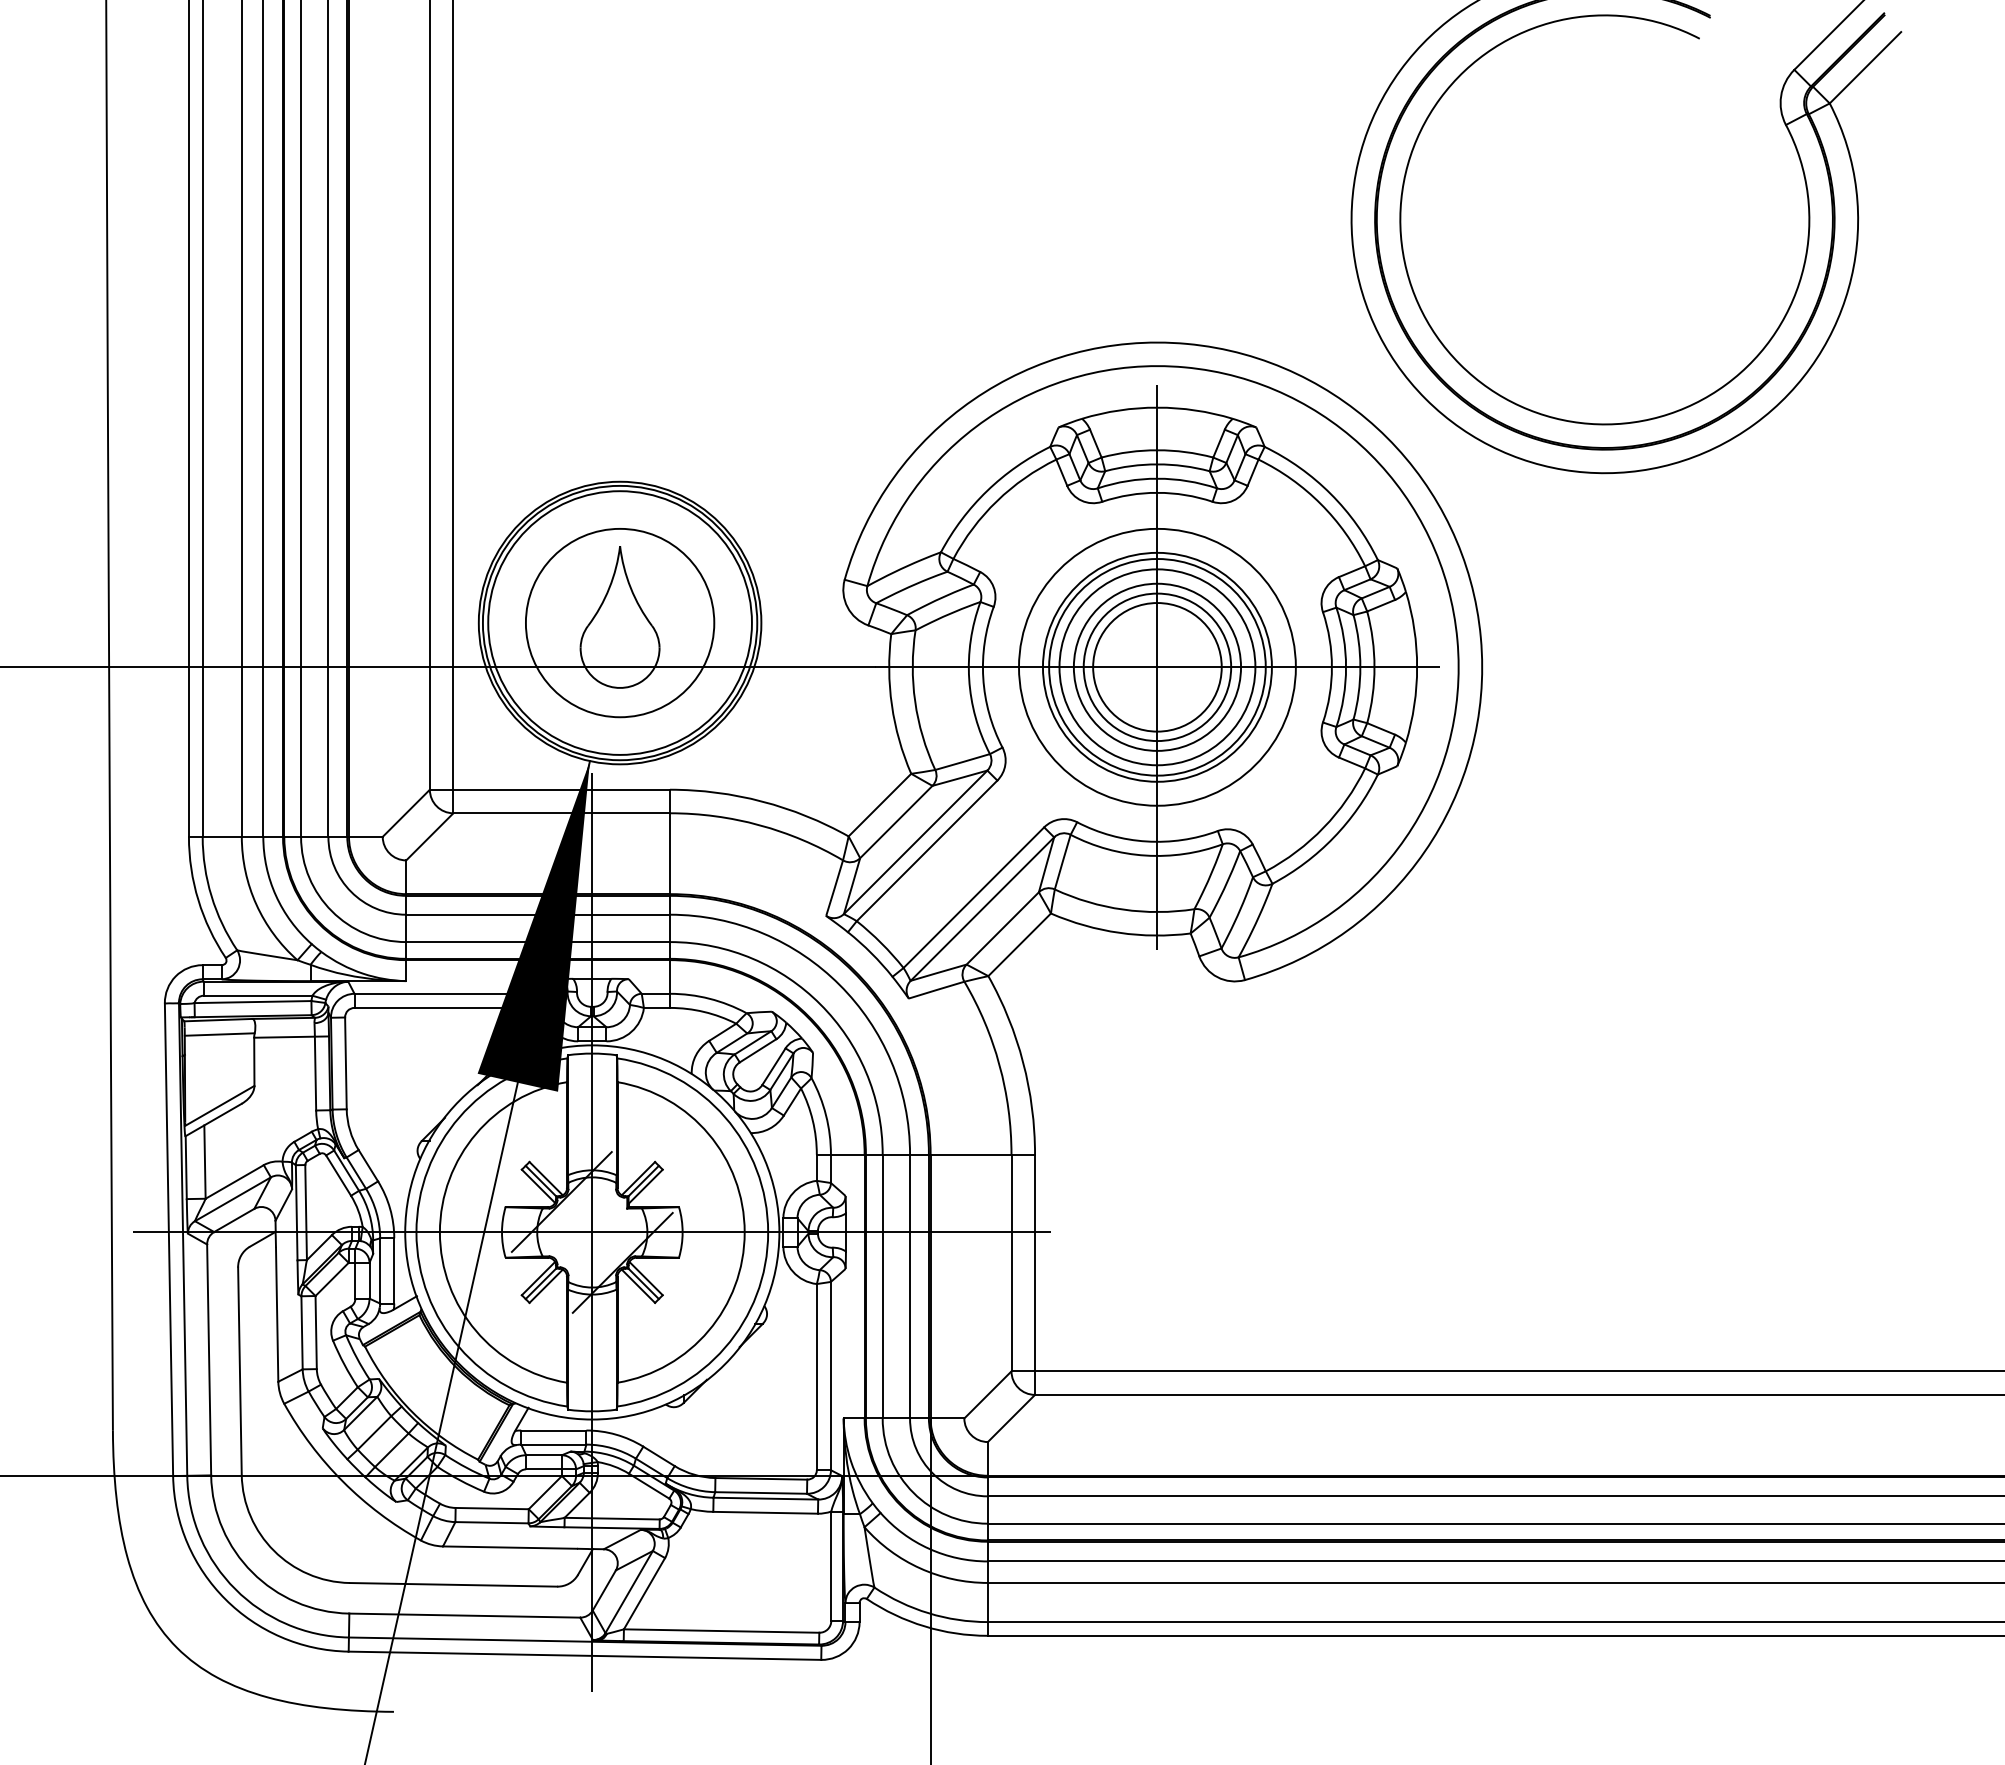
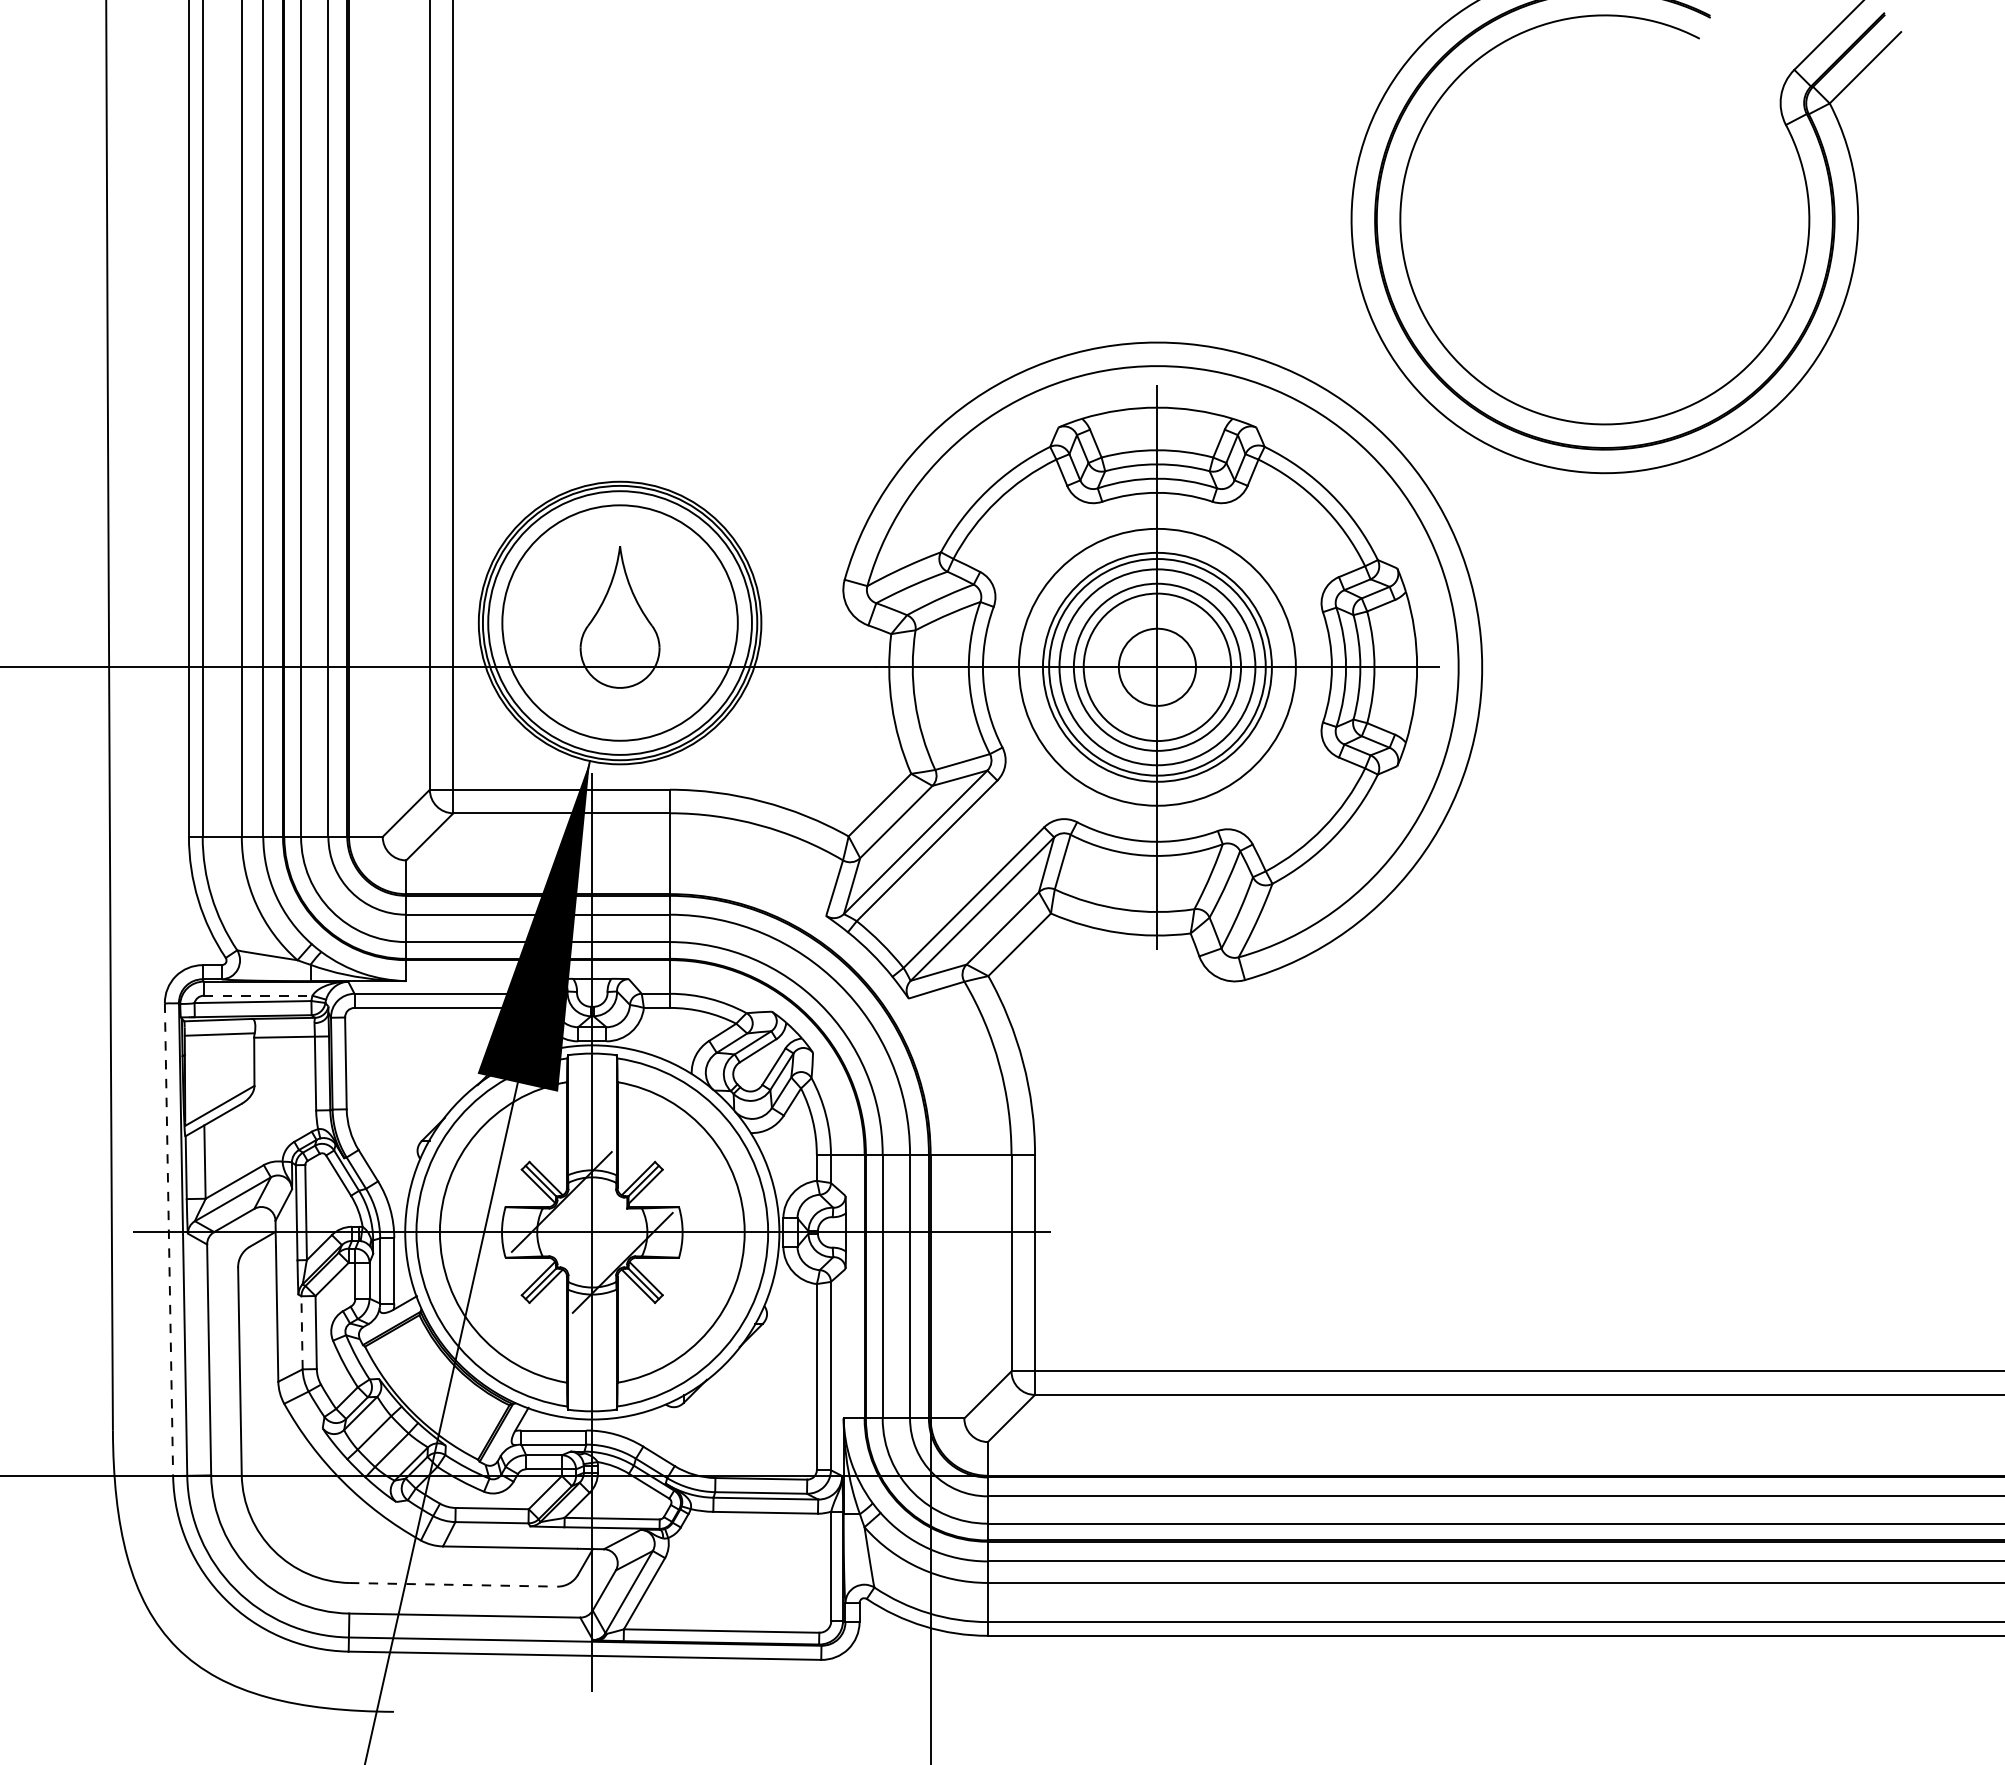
circle diameter: 188 px -> 235 px (619, 622)
circle diameter: 129 px -> 77 px (1157, 666)
line: solid -> dashed (258, 995)
line: solid -> dashed (169, 1240)
line: solid -> dashed (302, 1332)
line: solid -> dashed (453, 1584)
